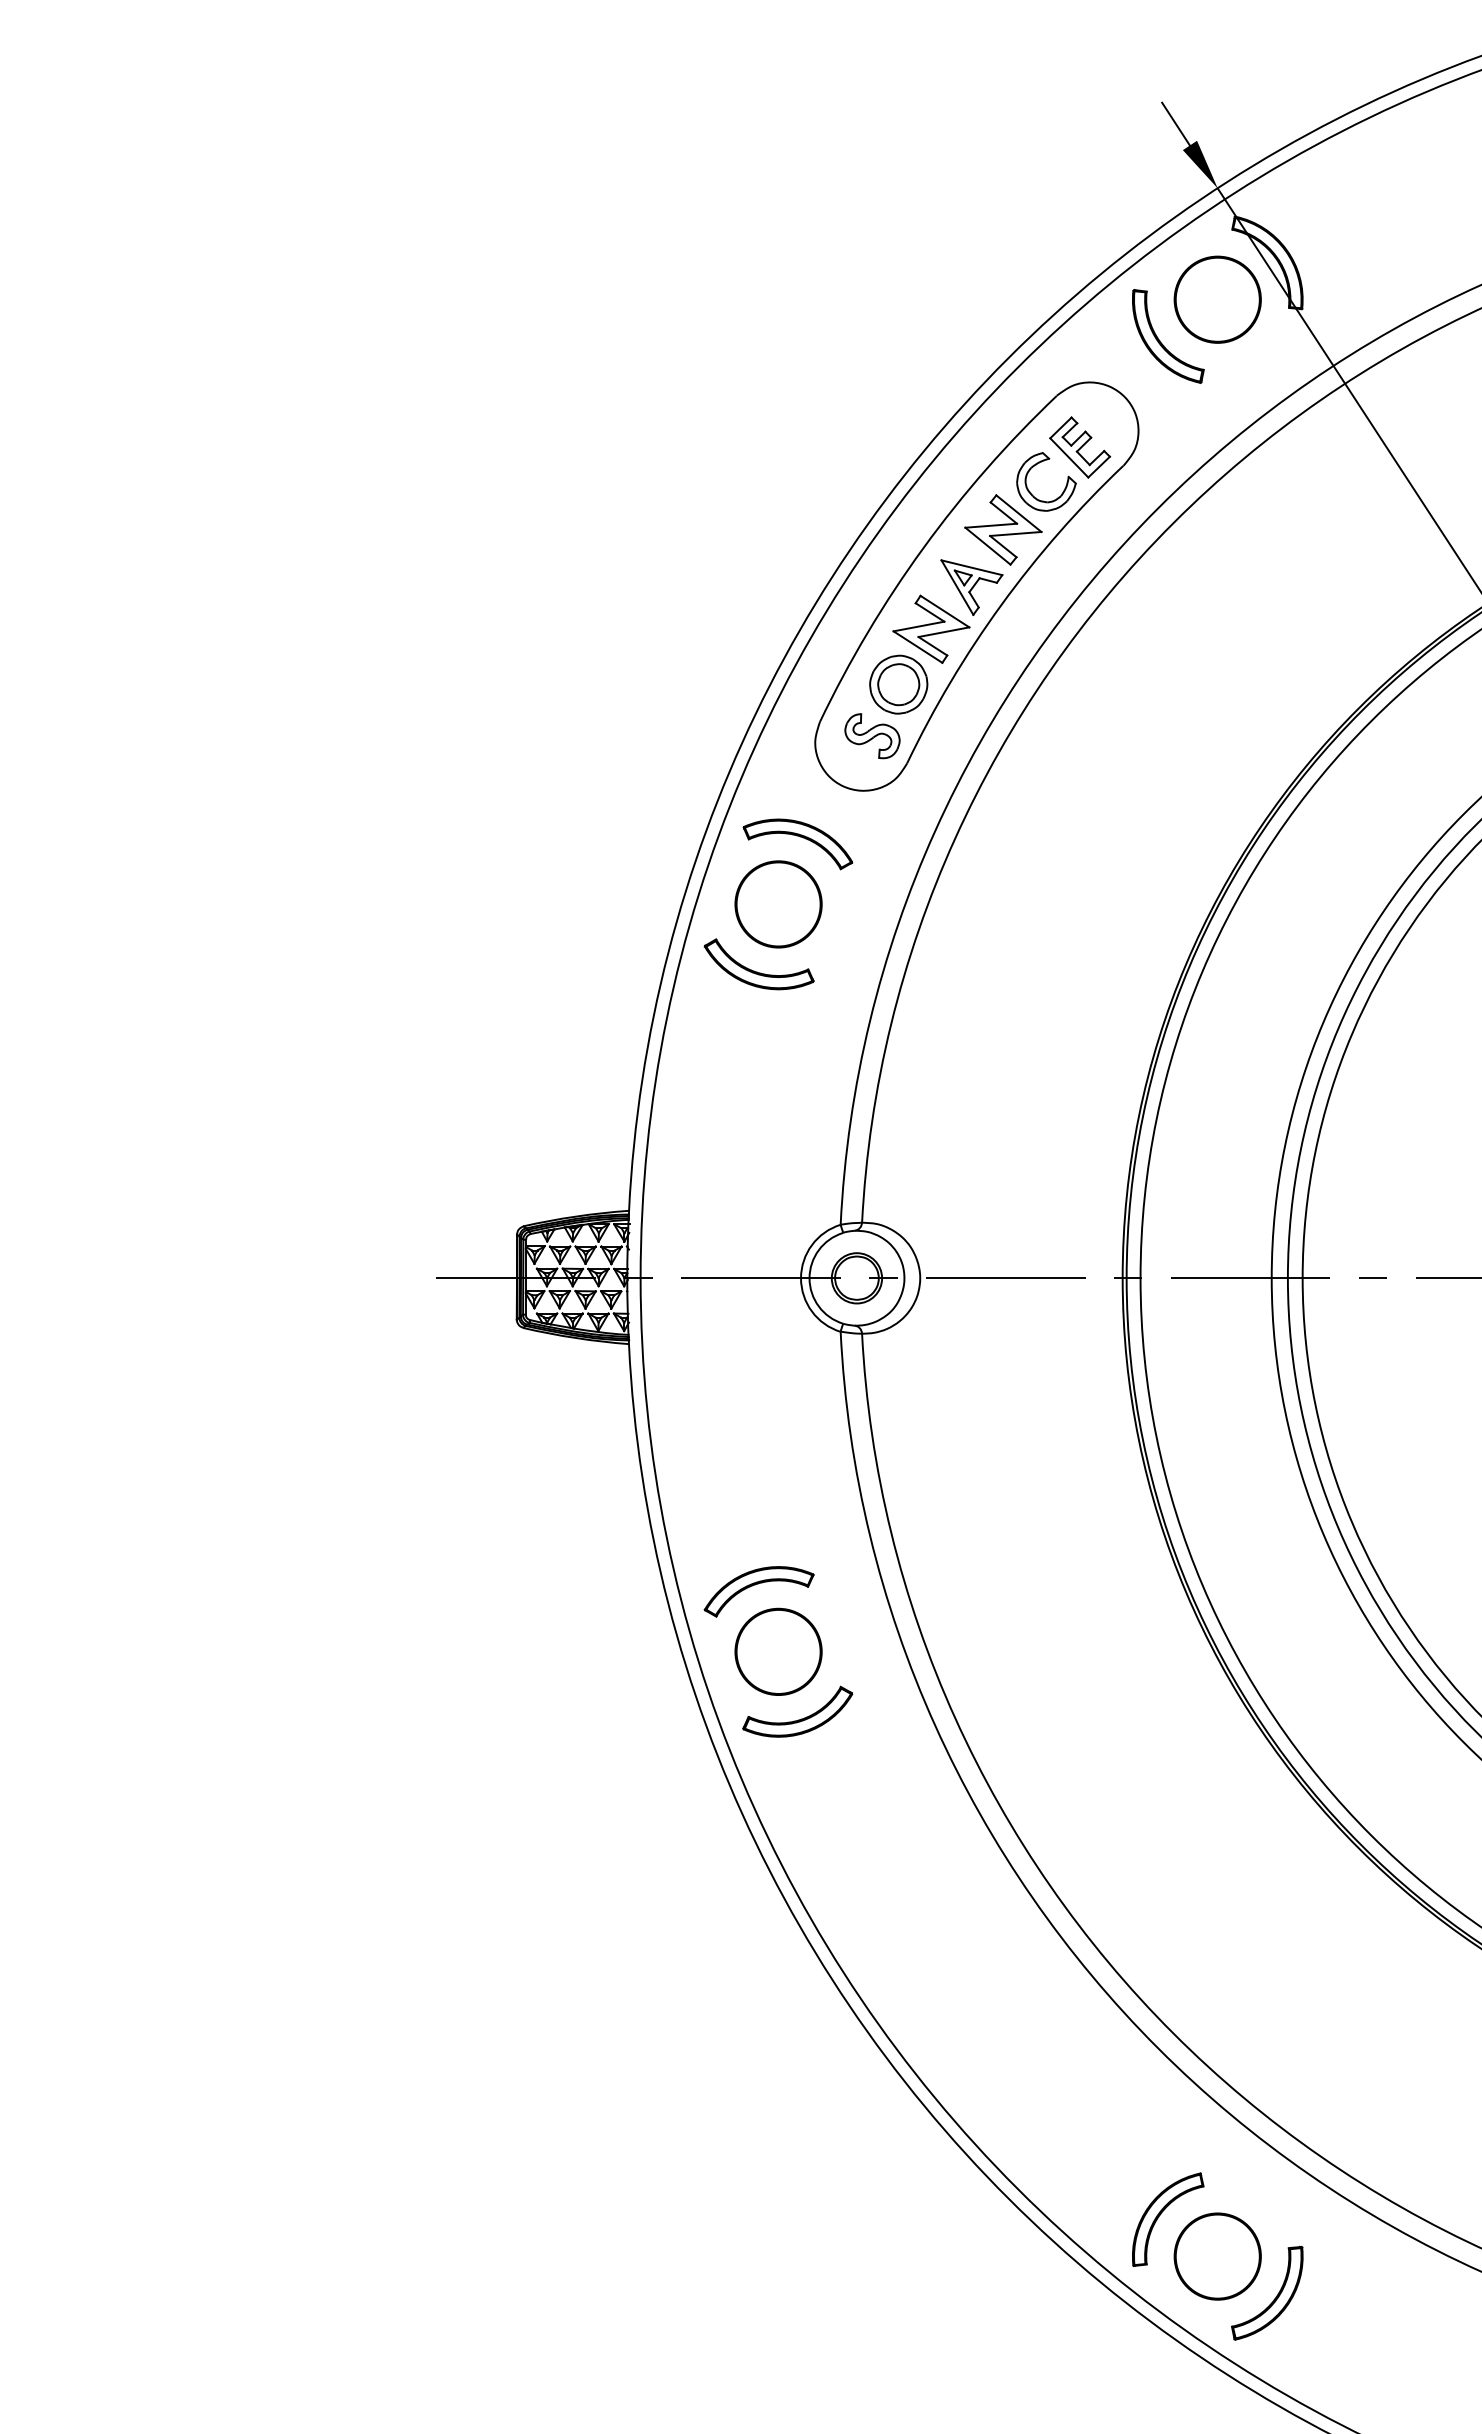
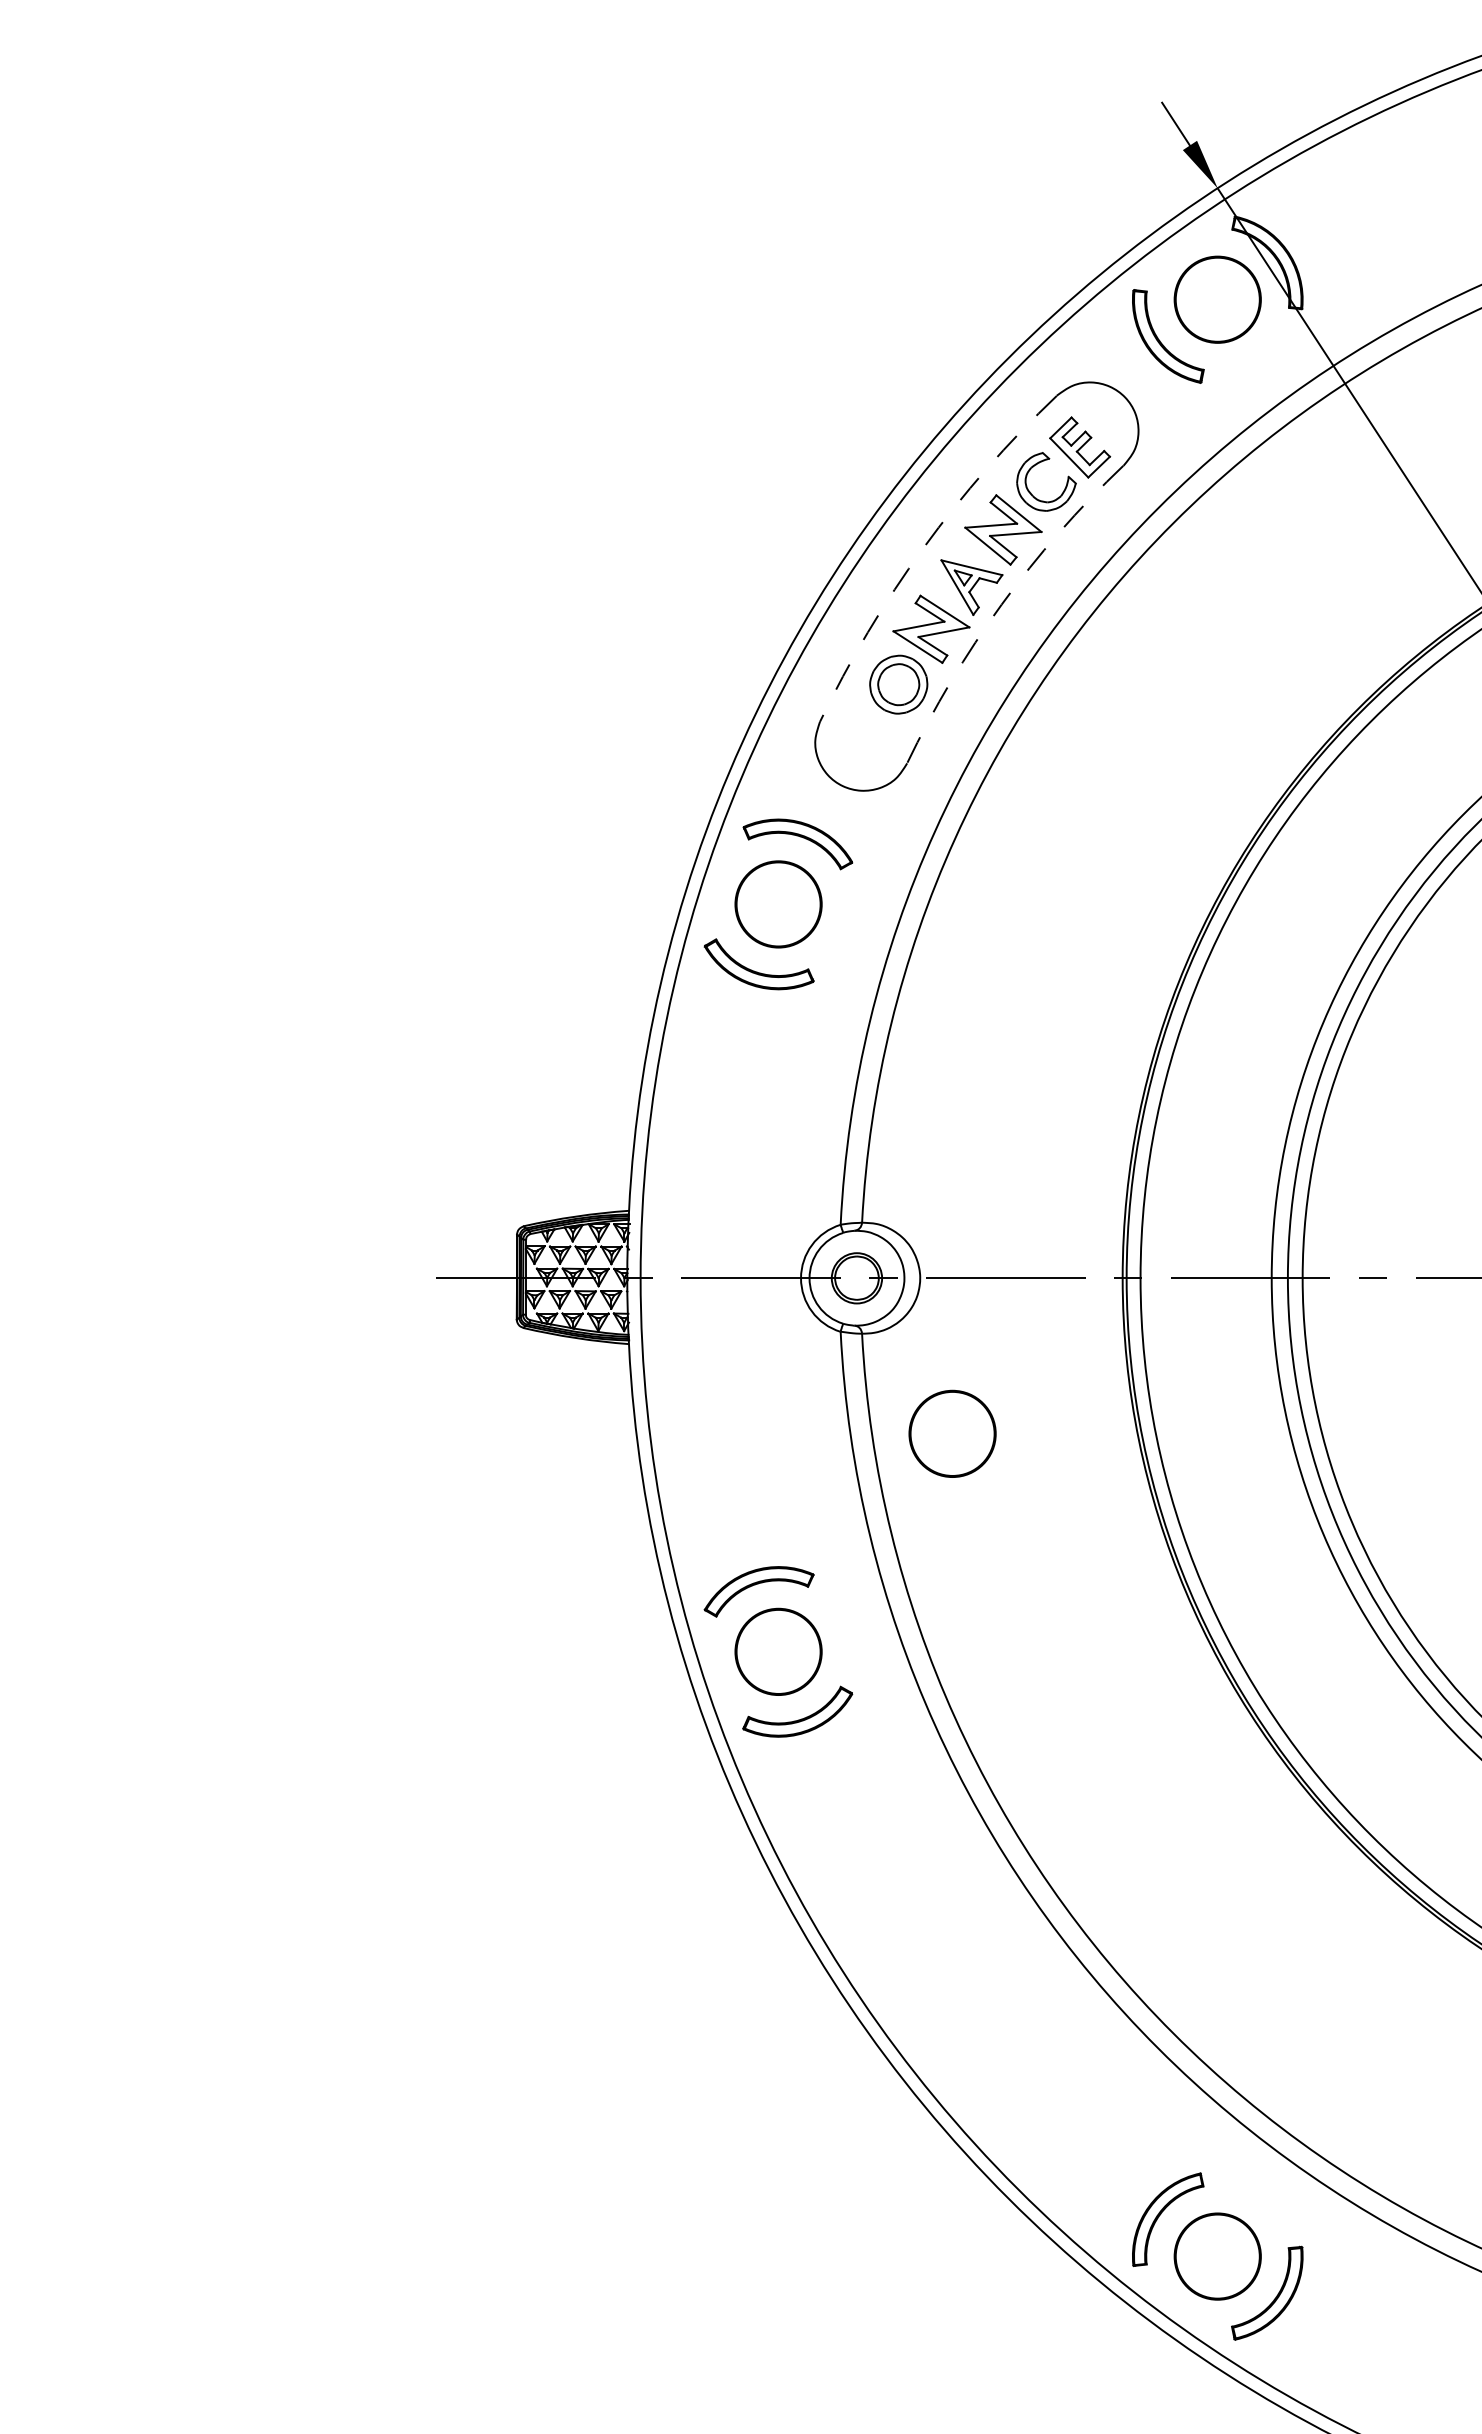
arc: solid -> dashed (923, 547)
arc: solid -> dashed (1001, 604)
part: present -> none (872, 736)
part: none -> present (952, 1433)
